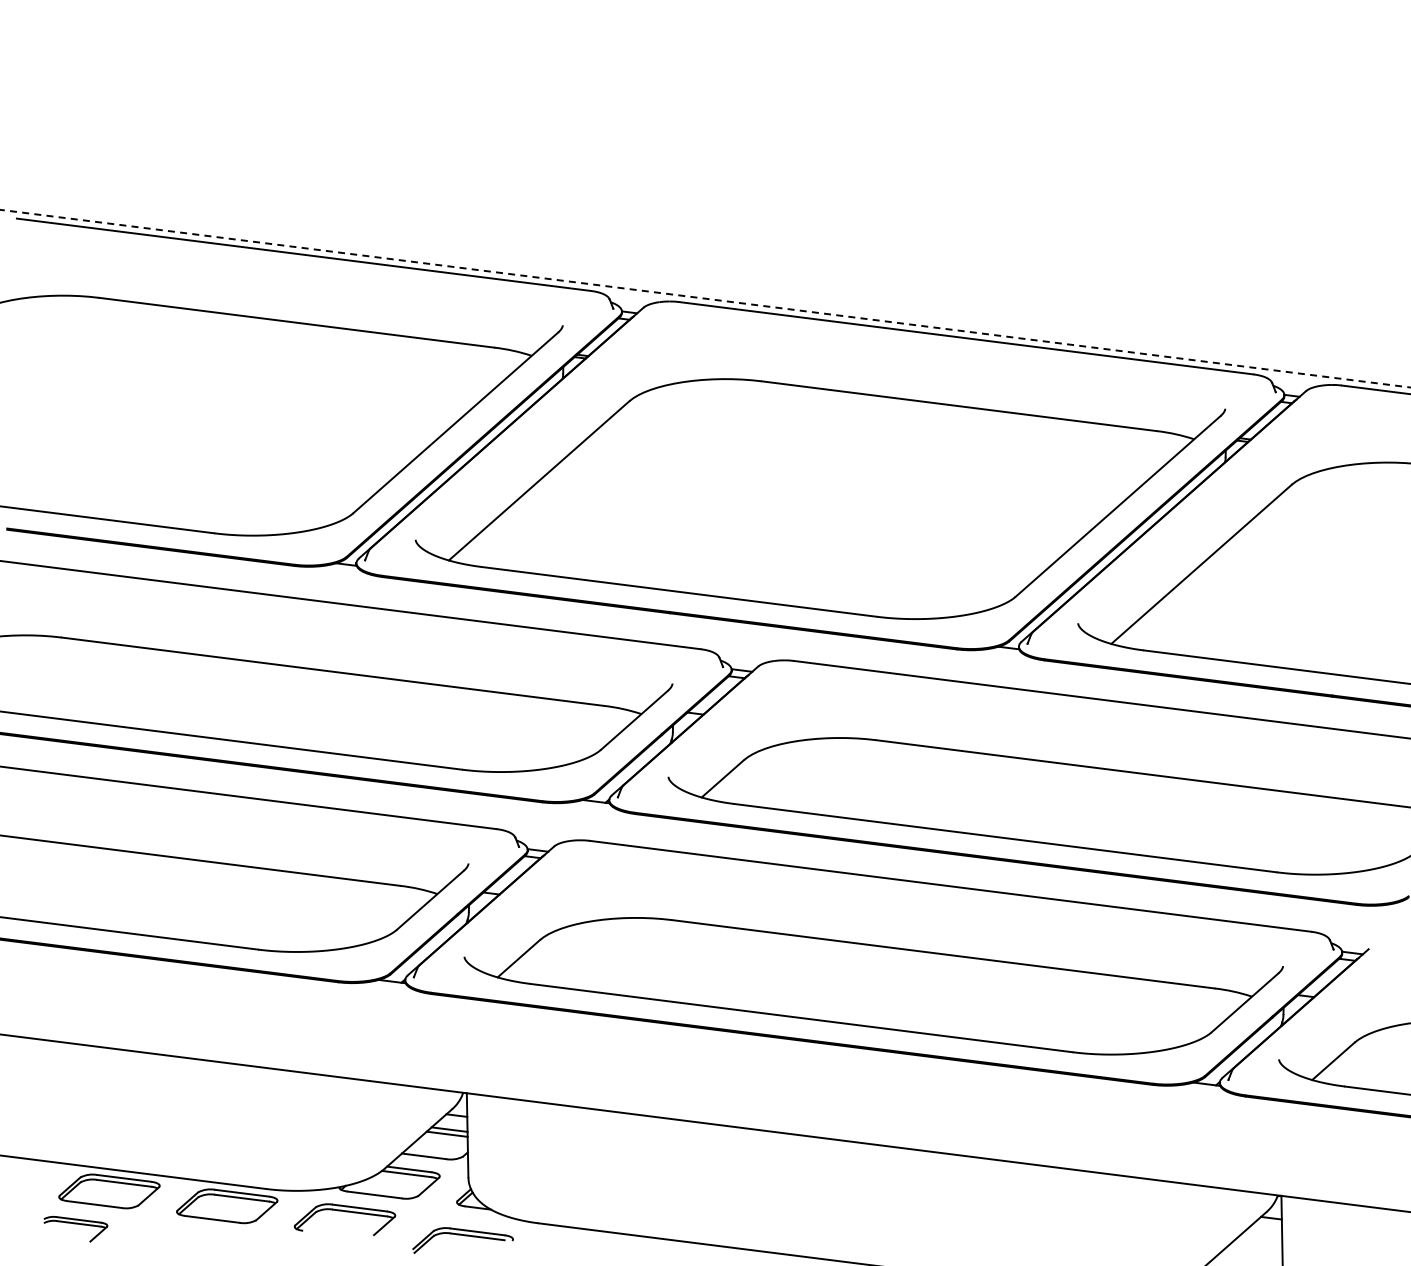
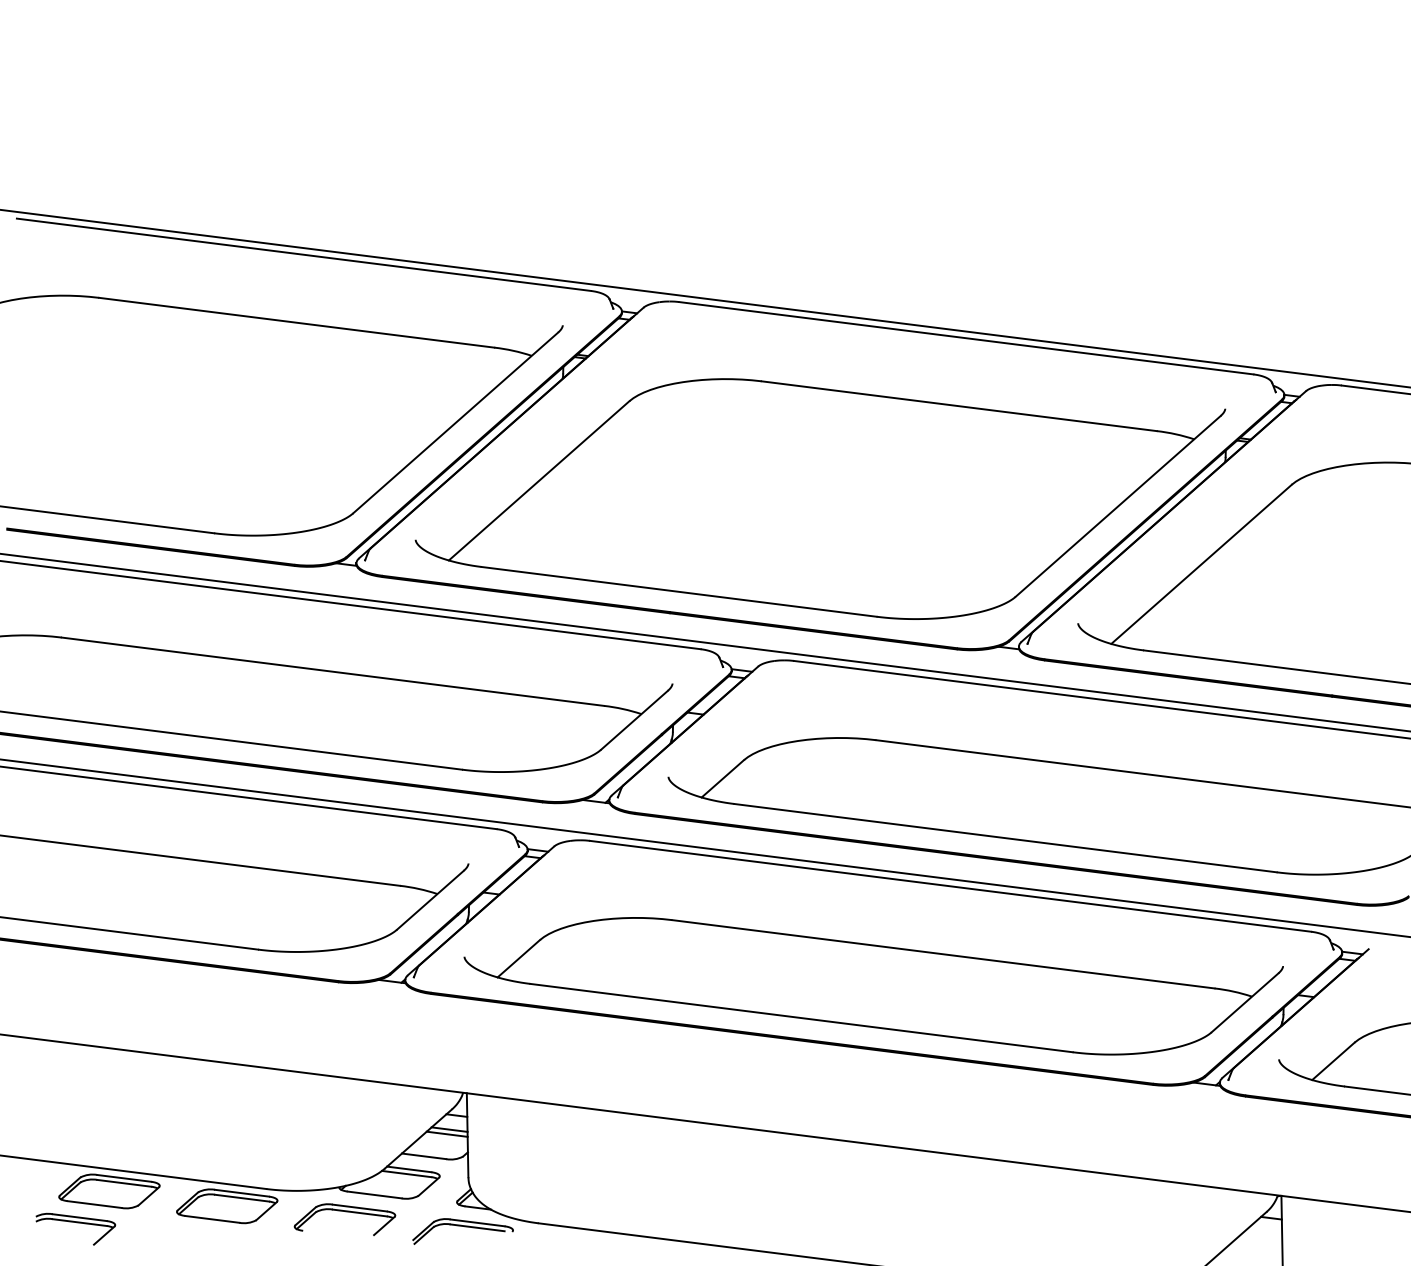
line: dashed -> solid (704, 298)
line: none -> present (704, 642)
line: none -> present (704, 847)
part size: 66x27 px -> 82x34 px (75, 1228)
part position: (462, 1240) -> (462, 1231) (462, 1231)
